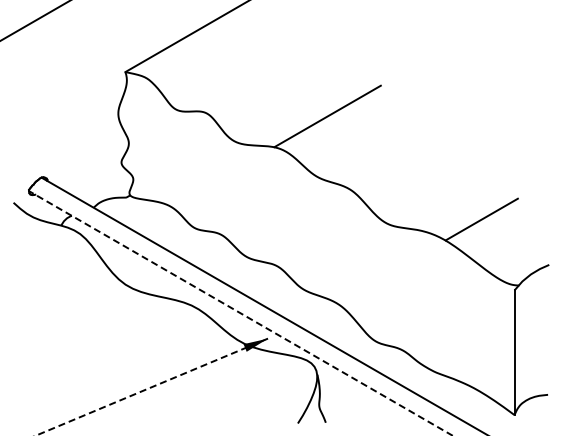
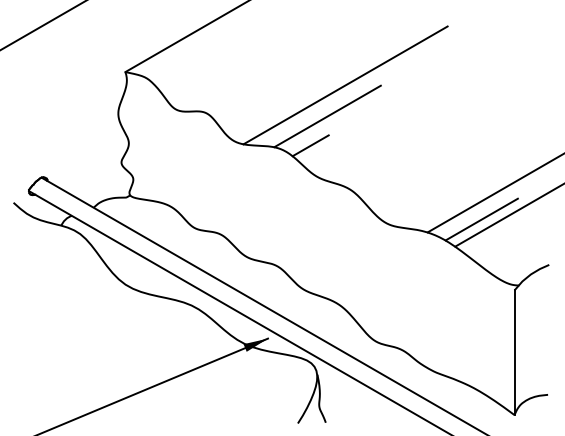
line position: (34, 21) -> (43, 25) (43, 25)
line: none -> present (345, 85)
line: none -> present (310, 145)
line: none -> present (494, 193)
line: none -> present (508, 215)
line: dashed -> solid (240, 313)
line: dashed -> solid (151, 387)
